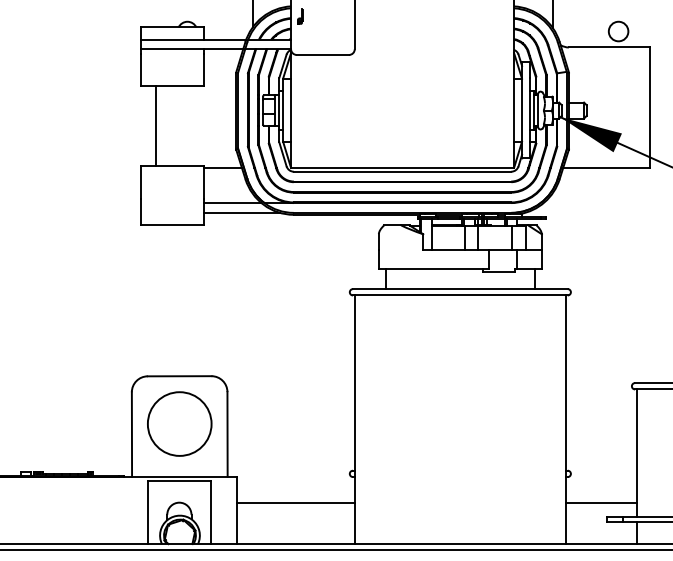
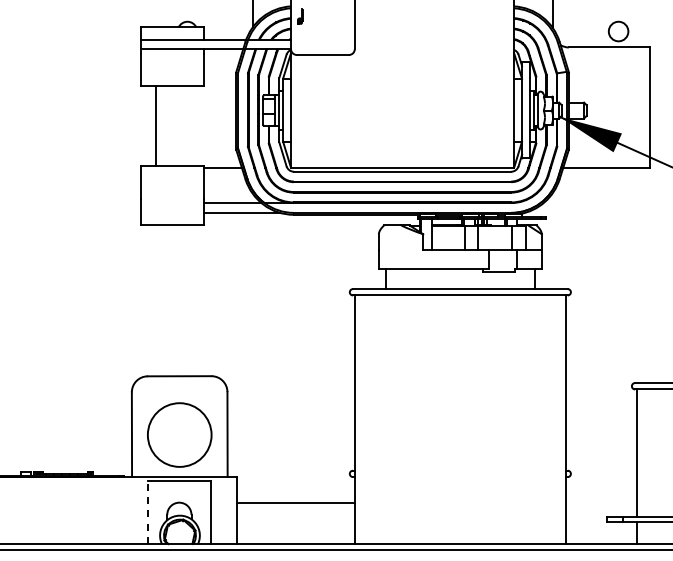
circle position: (179, 423) -> (179, 434) (179, 434)
line: present -> none (601, 503)
line: solid -> dashed (148, 512)
